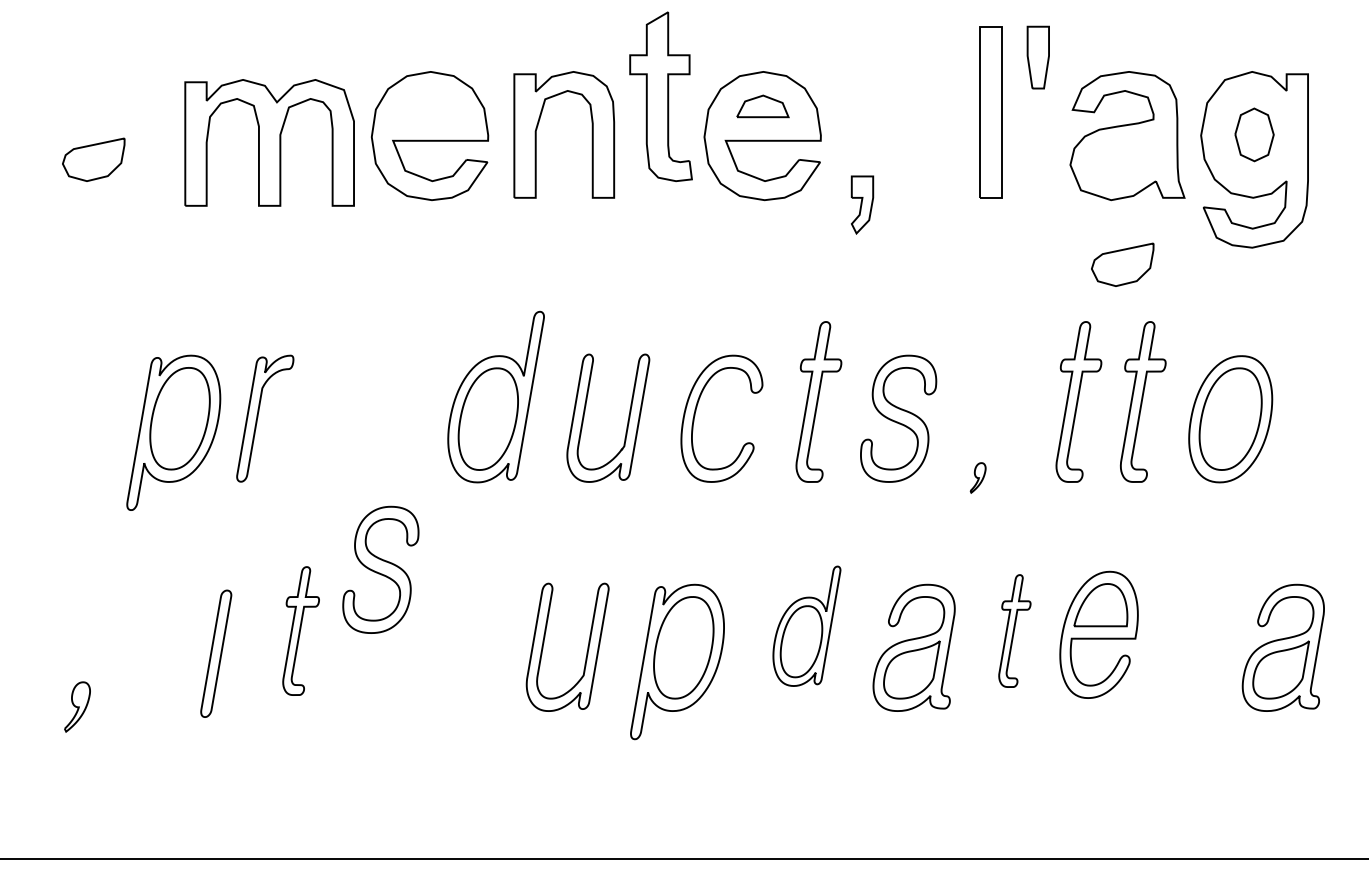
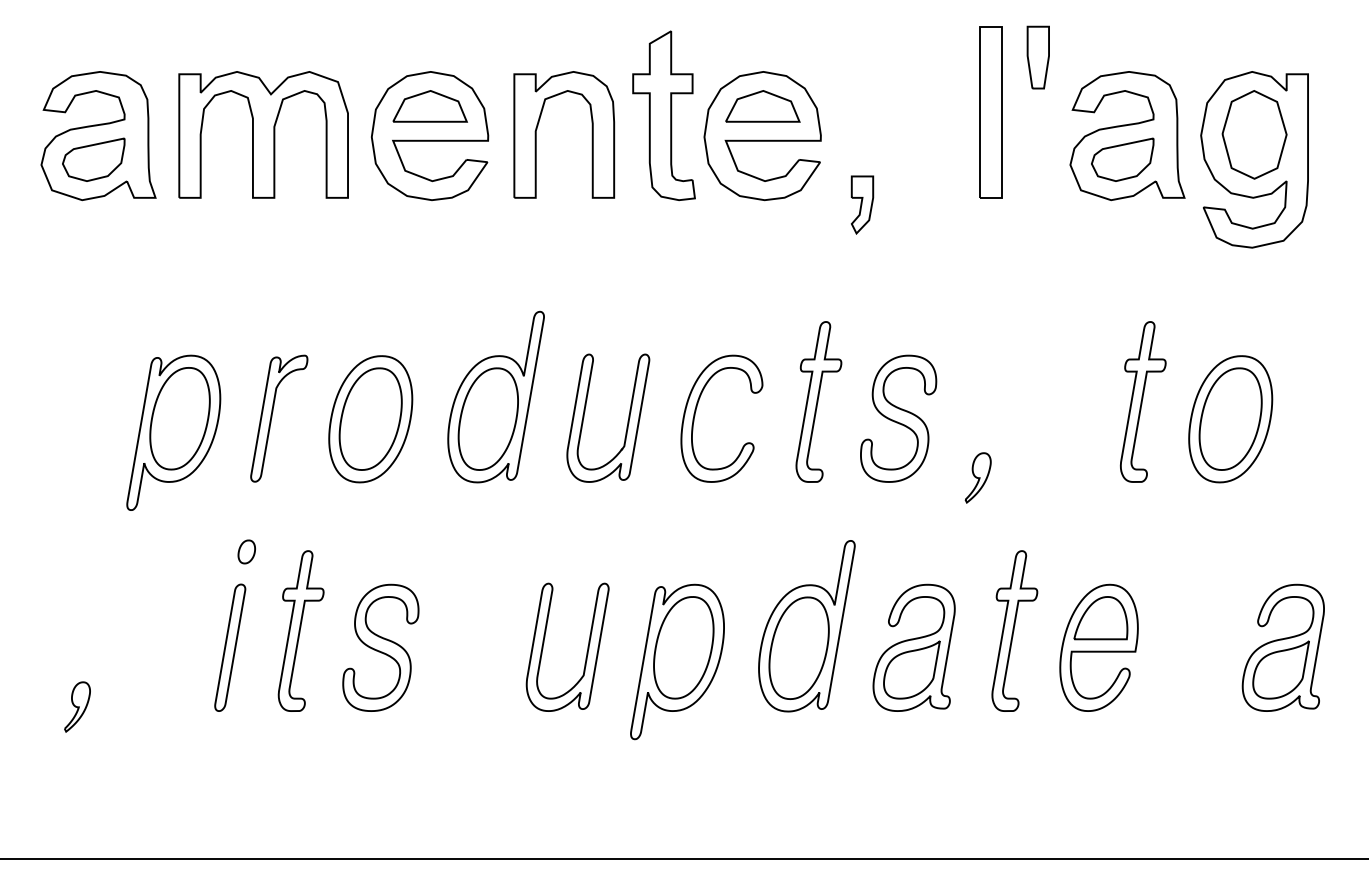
part position: (660, 96) -> (663, 115) (663, 115)
part: none -> present (429, 106)
part size: 54x25 px -> 76x33 px (762, 106)
part size: 41x56 px -> 67x90 px (1254, 134)
part: none -> present (98, 136)
part position: (269, 142) -> (263, 134) (263, 134)
part position: (1122, 264) -> (1122, 159) (1122, 159)
part: present -> none (1078, 401)
part position: (258, 417) -> (272, 417) (272, 417)
part: none -> present (370, 419)
part size: 18x32 px -> 28x52 px (977, 477)
part: none -> present (246, 551)
part position: (380, 569) -> (380, 647) (380, 647)
part size: 70x122 px -> 98x173 px (806, 626)
part size: 38x130 px -> 48x162 px (300, 630)
part size: 34x114 px -> 48x162 px (1014, 630)
part position: (1098, 634) -> (1098, 647) (1098, 647)
part position: (216, 653) -> (230, 647) (230, 647)
